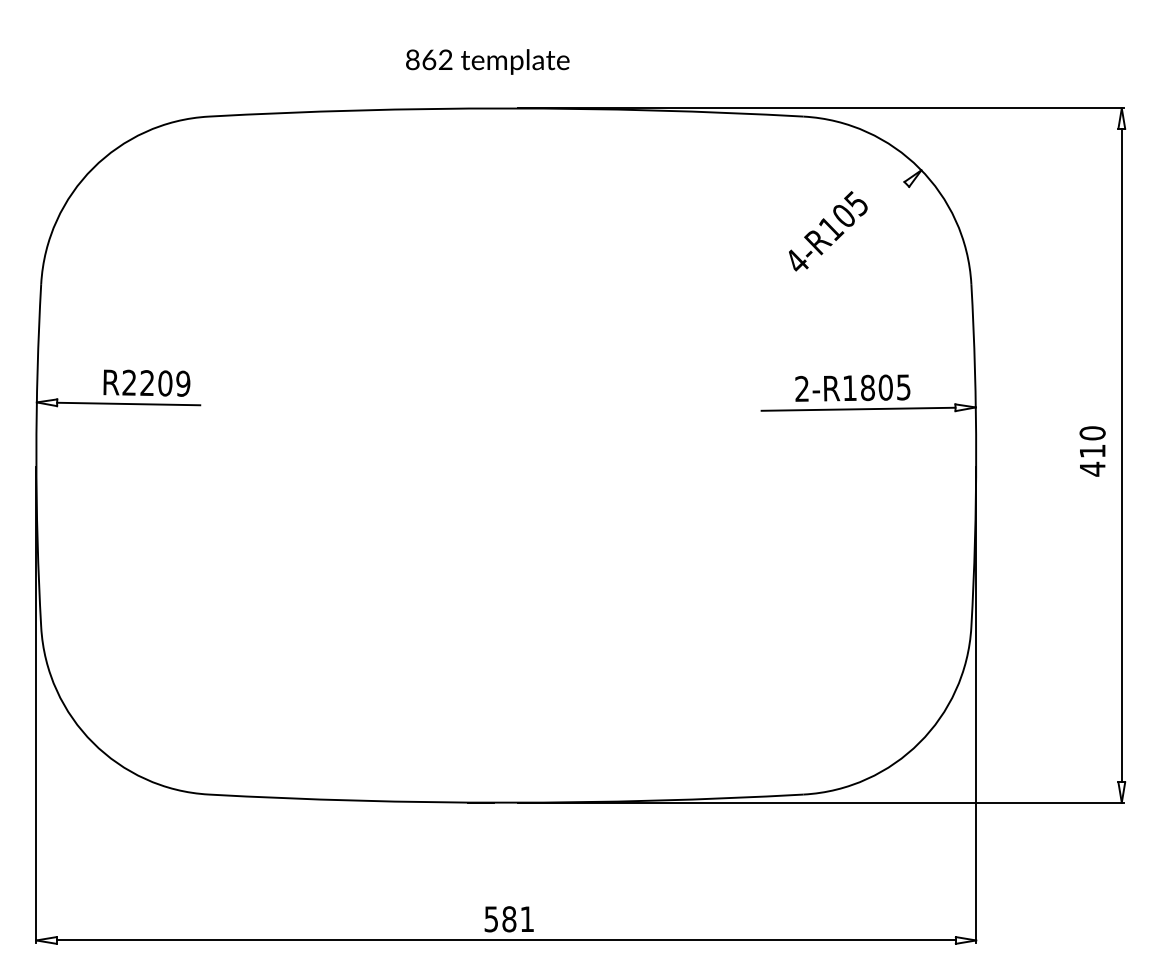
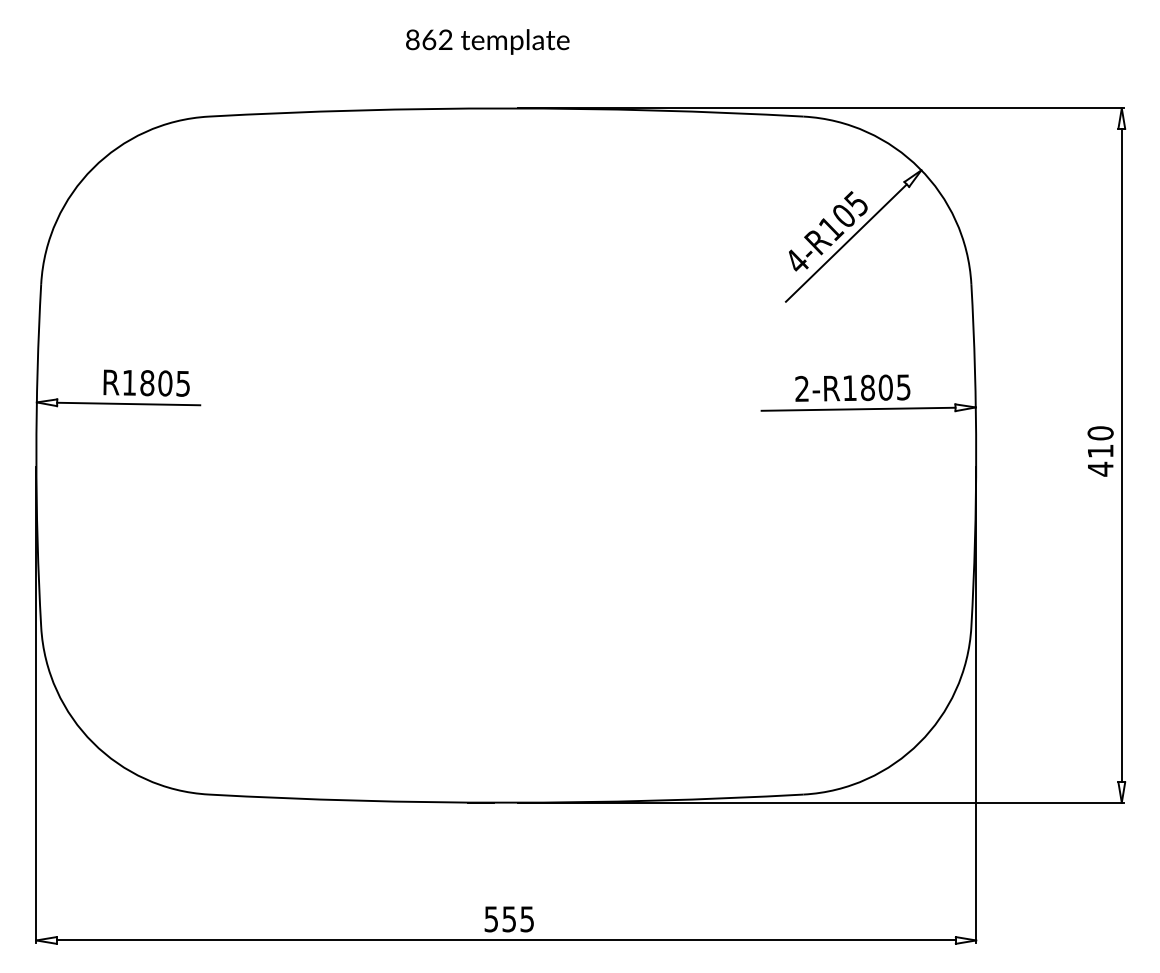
text position: (487, 61) -> (487, 41) (487, 41)
line: none -> present (845, 242)
text: R2209 -> R1805 (156, 382)
text position: (1092, 451) -> (1100, 451) (1100, 451)
text: 581 -> 555 (517, 919)
